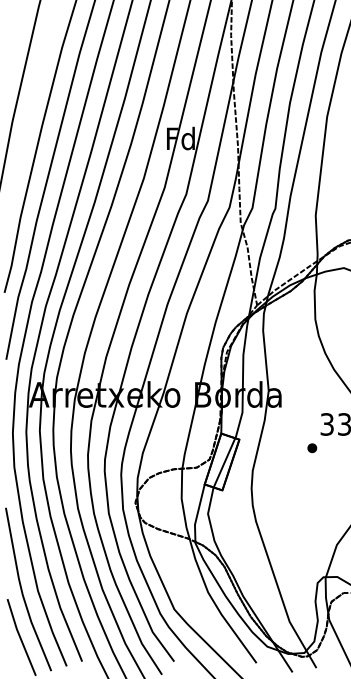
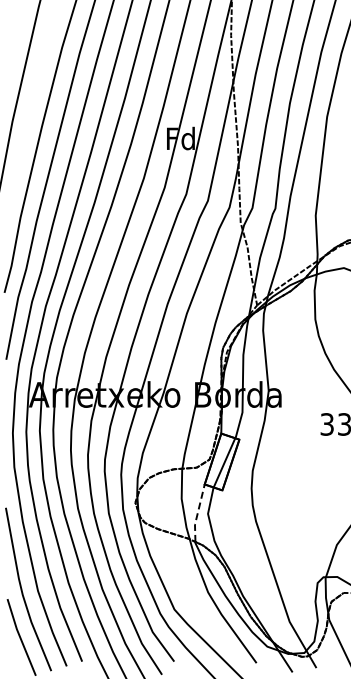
part: present -> none (312, 448)
line: solid -> dashed (197, 513)
